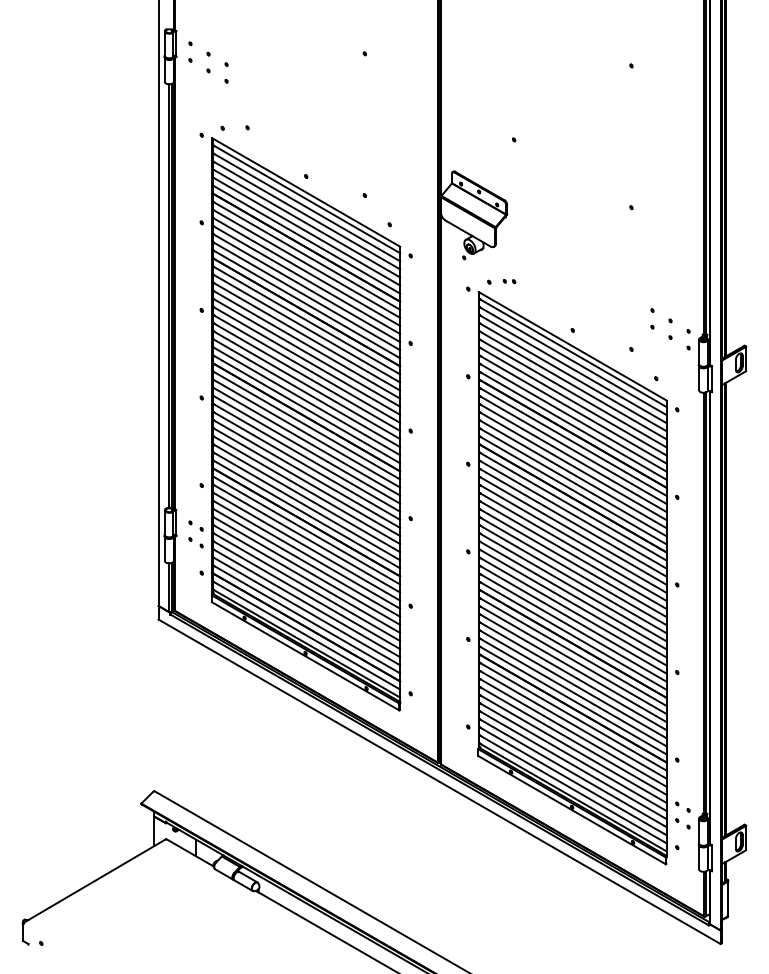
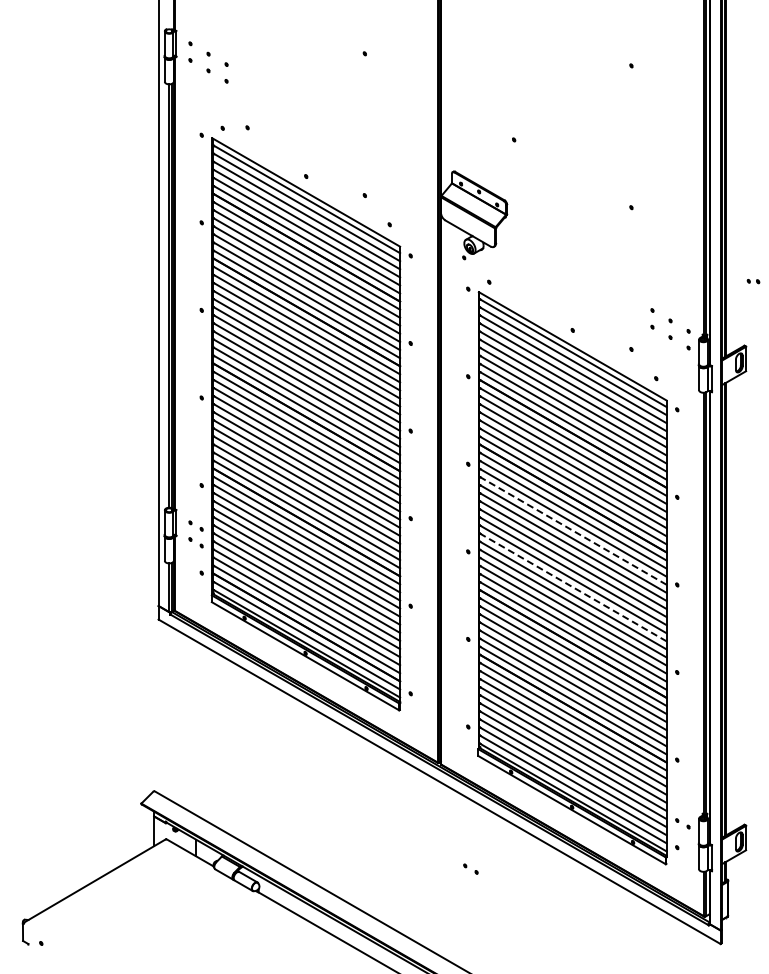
part position: (509, 281) -> (753, 281) (753, 281)
line: solid -> dashed (572, 530)
line: solid -> dashed (572, 587)
part position: (682, 806) -> (470, 868) (470, 868)
